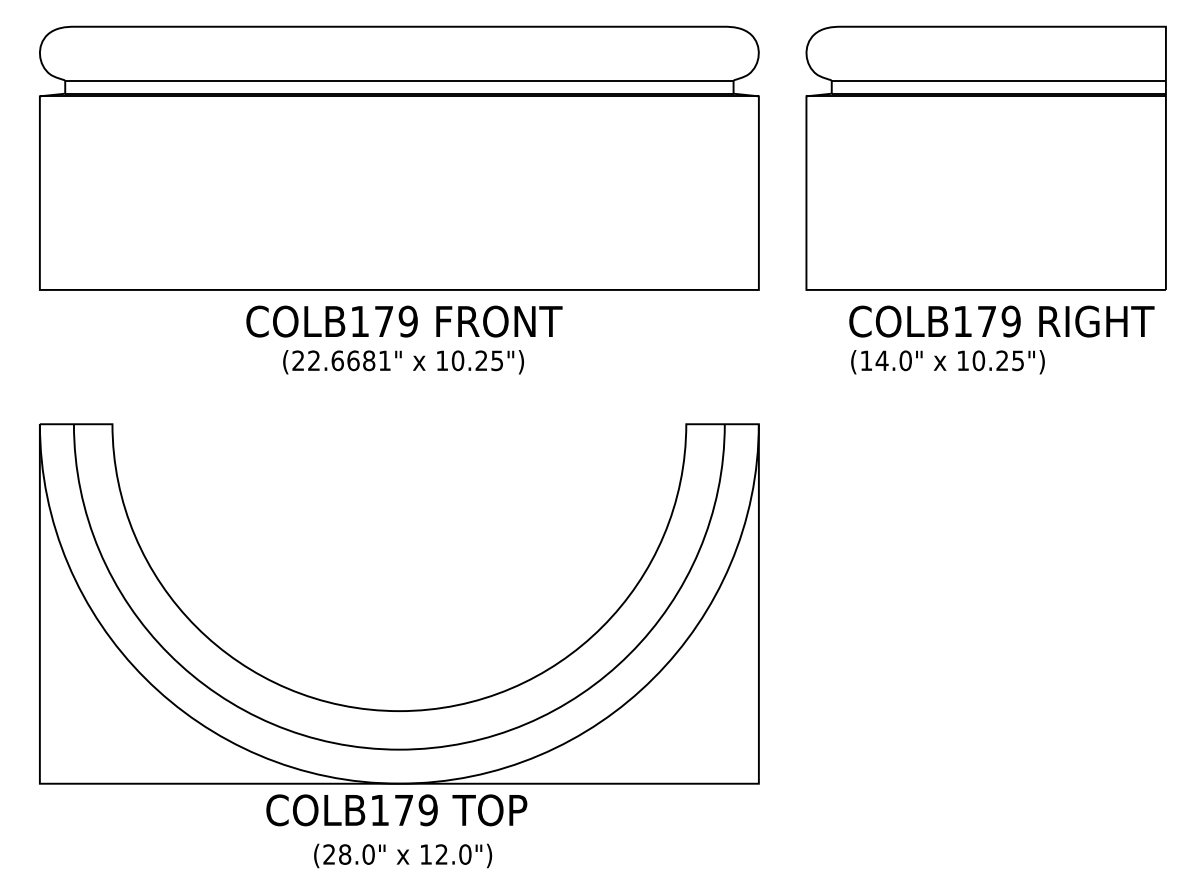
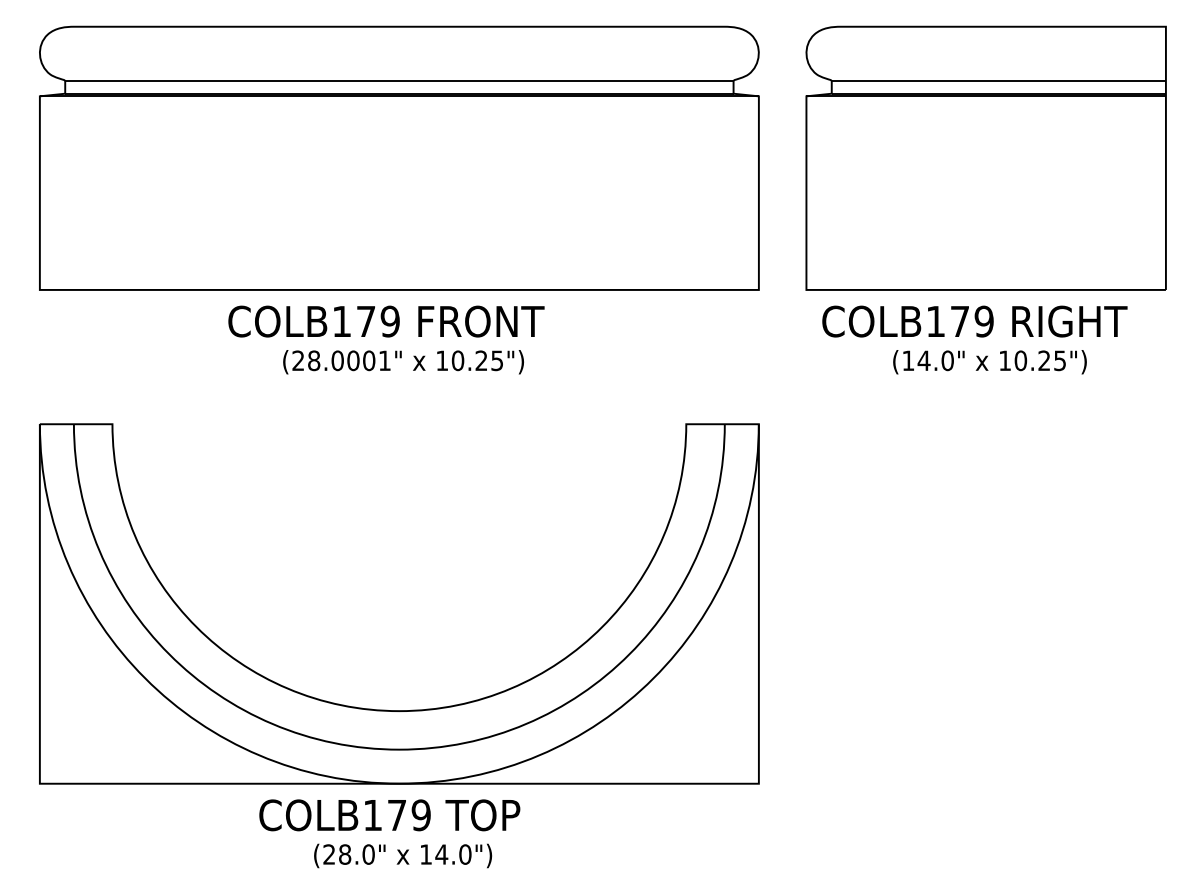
text position: (404, 321) -> (386, 321) (386, 321)
text position: (1001, 321) -> (974, 321) (974, 321)
text: (22.6681" -> (28.0001" (341, 360)
text position: (947, 362) -> (989, 362) (989, 362)
text position: (396, 810) -> (389, 815) (389, 815)
text: 12.0") -> 14.0") (441, 854)
